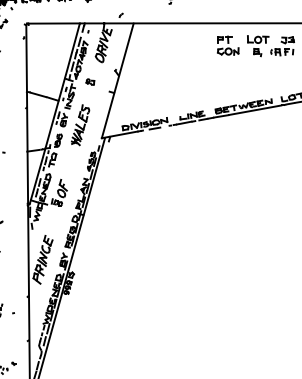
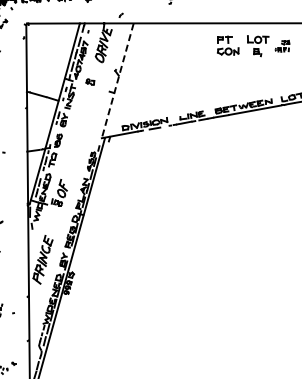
part size: 25x21 px -> 17x14 px (282, 45)
line: solid -> dashed (117, 81)
part: present -> none (80, 125)
